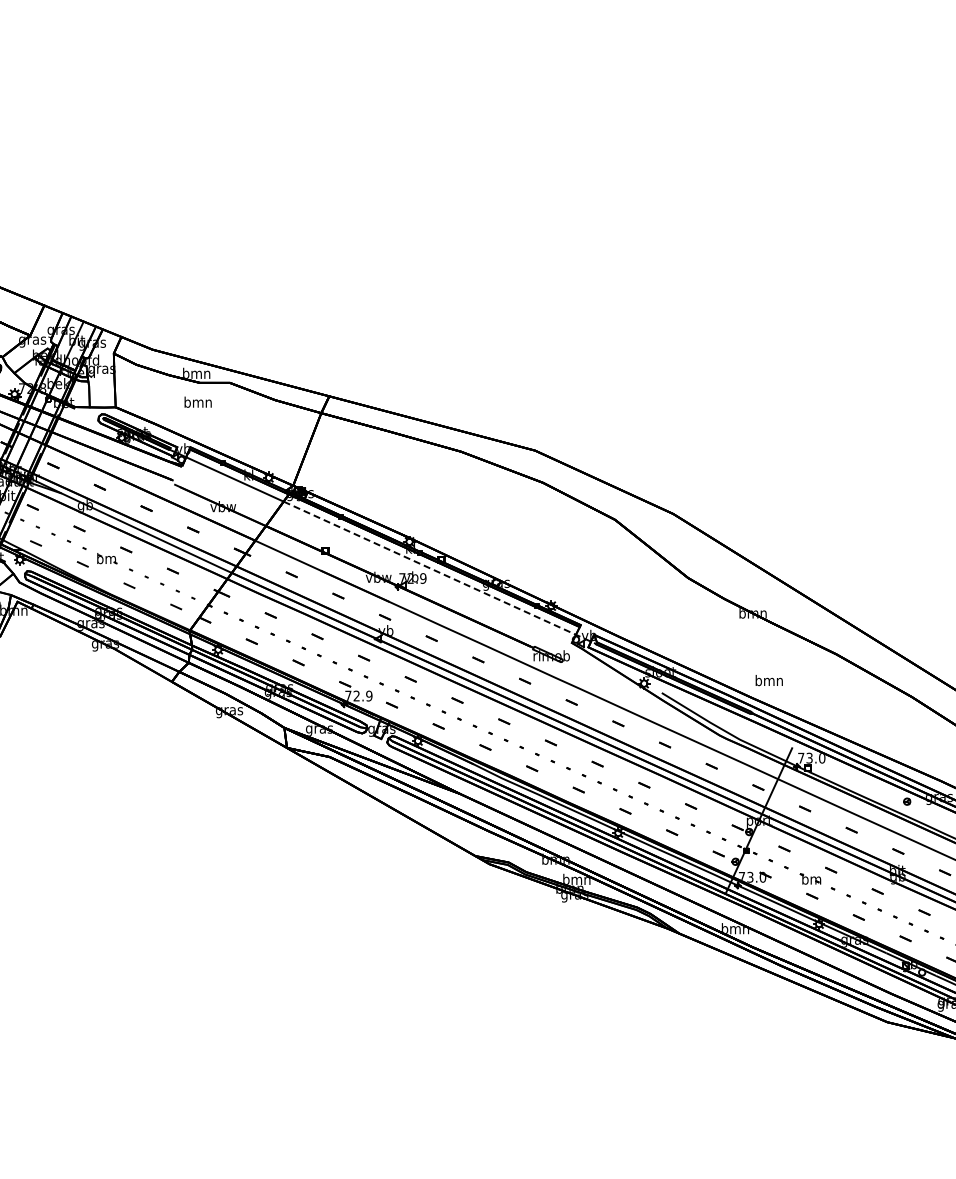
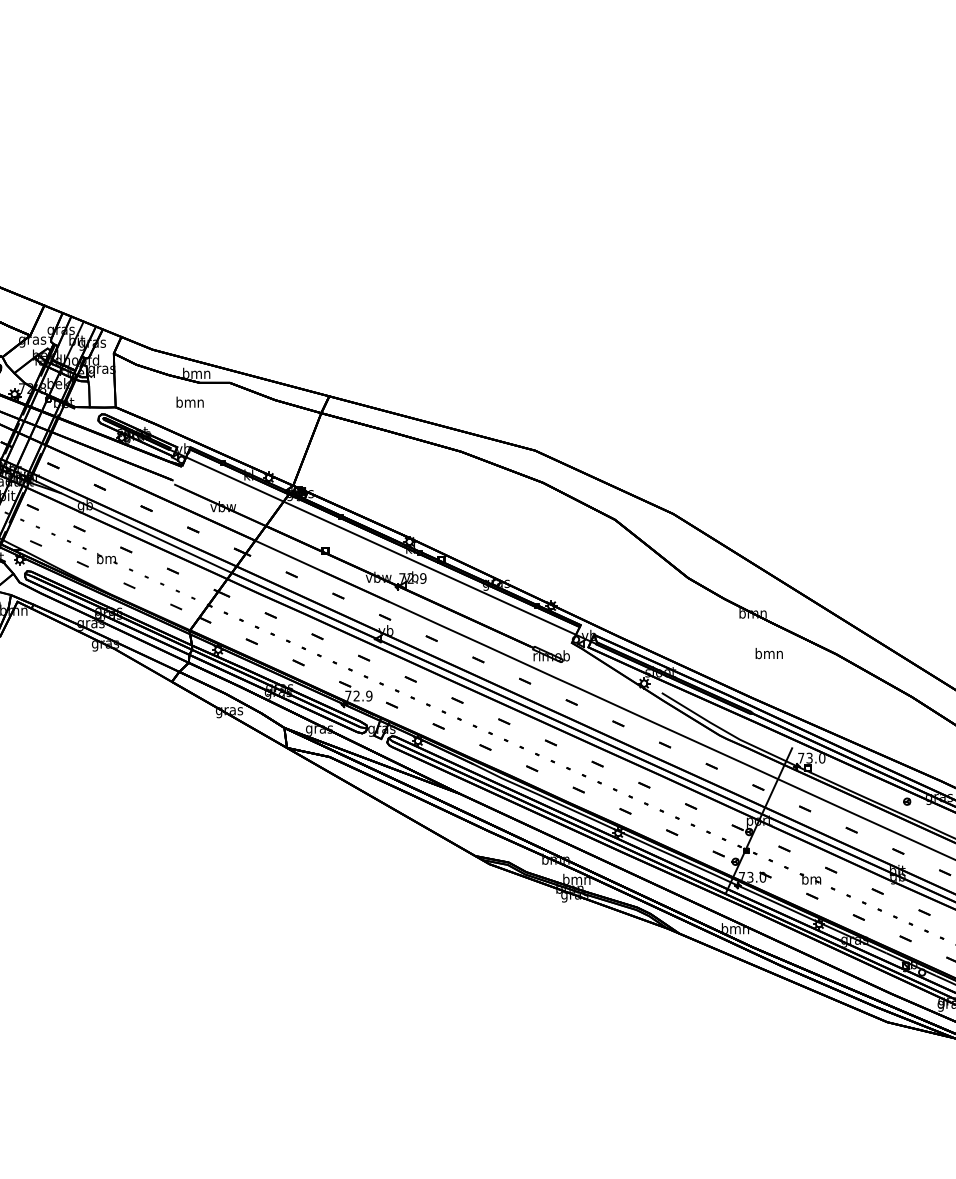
text position: (197, 401) -> (189, 401) (189, 401)
line: dashed -> solid (441, 573)
text position: (768, 680) -> (768, 653) (768, 653)
